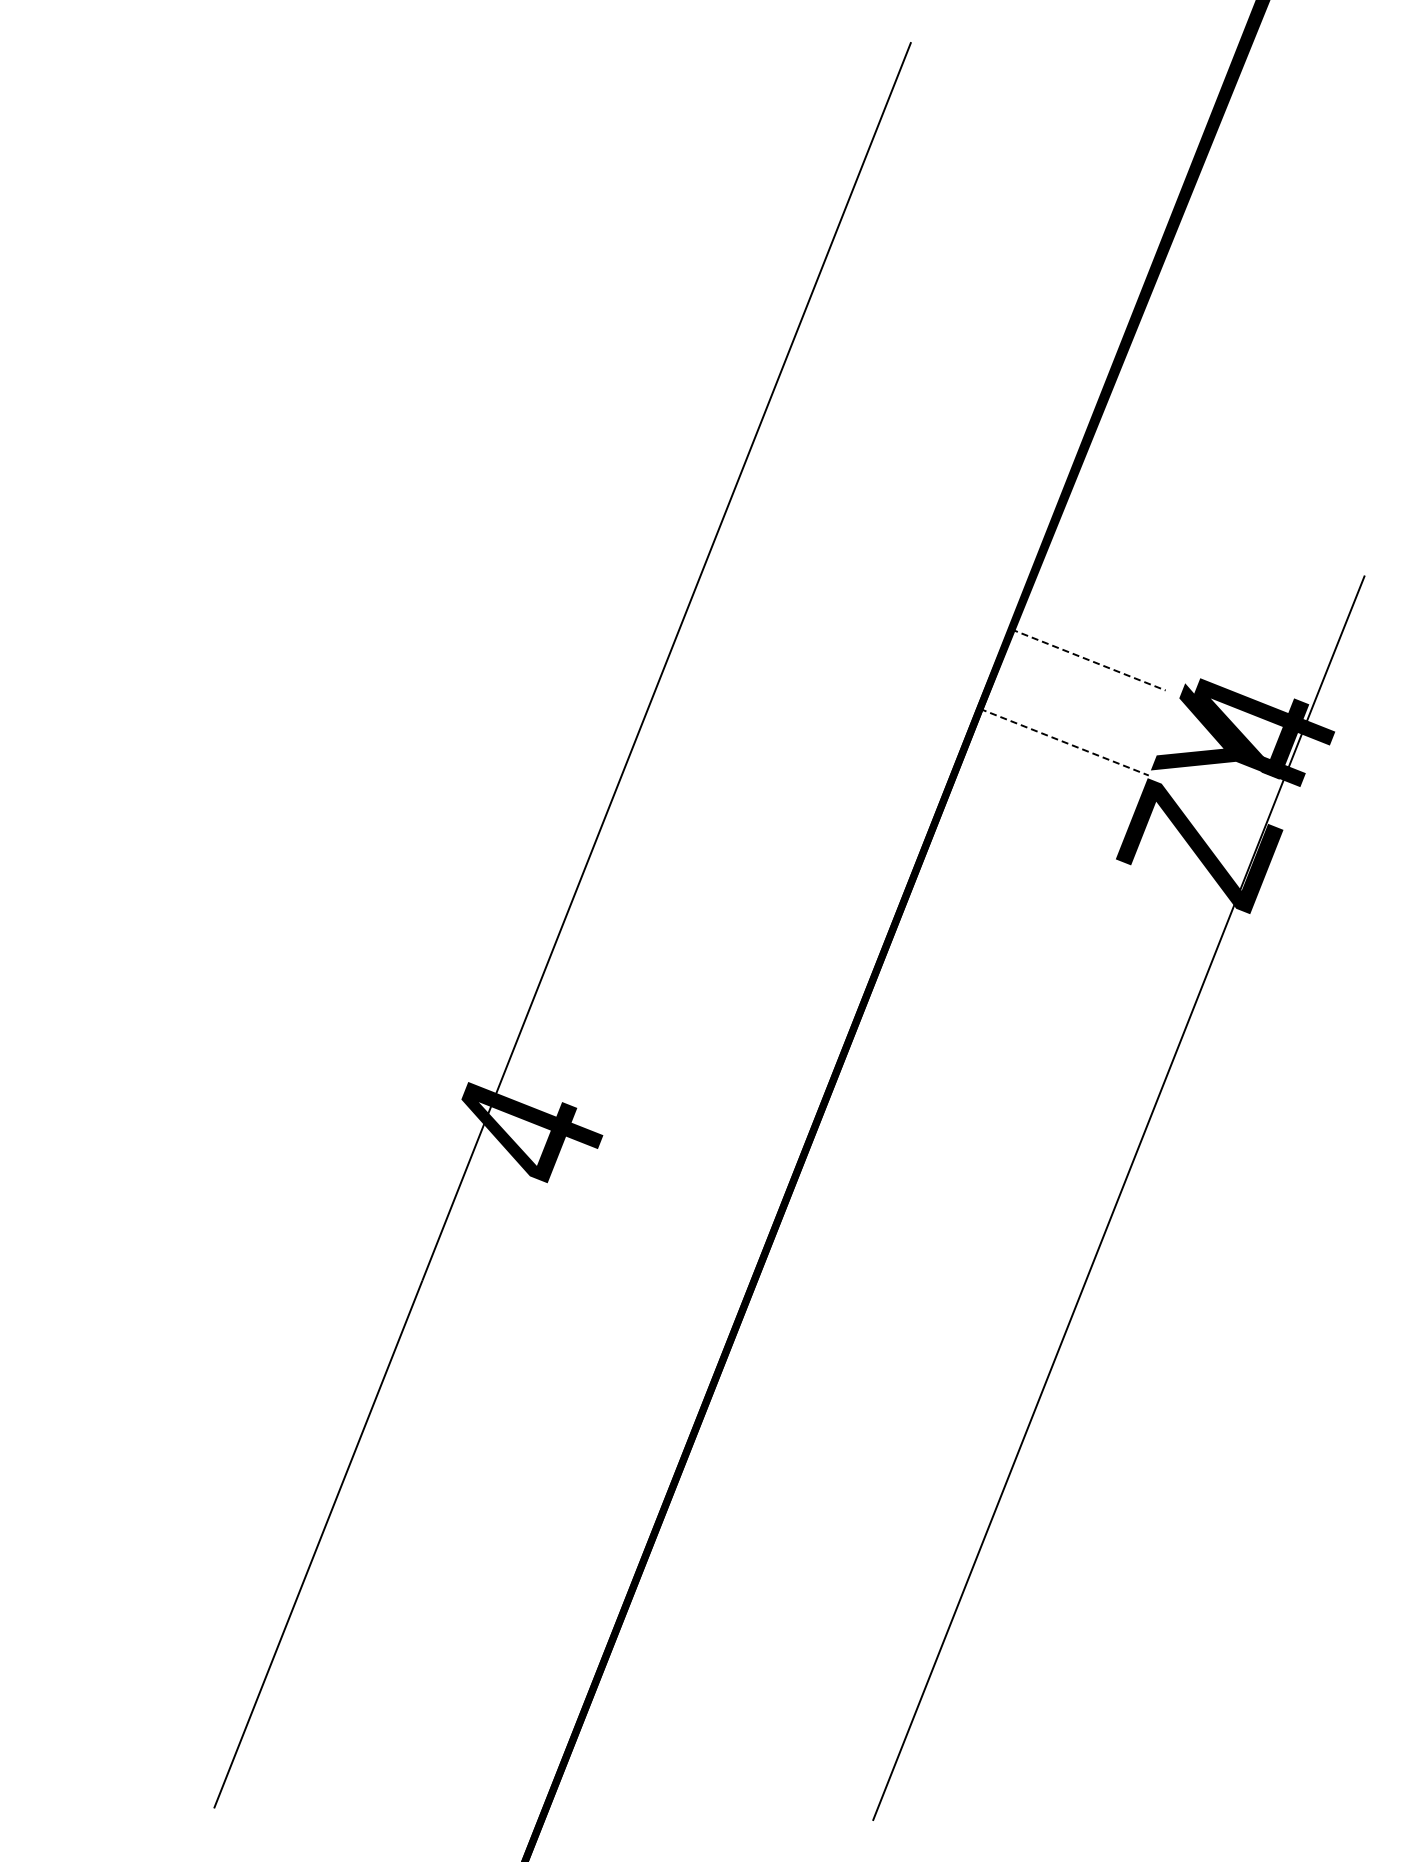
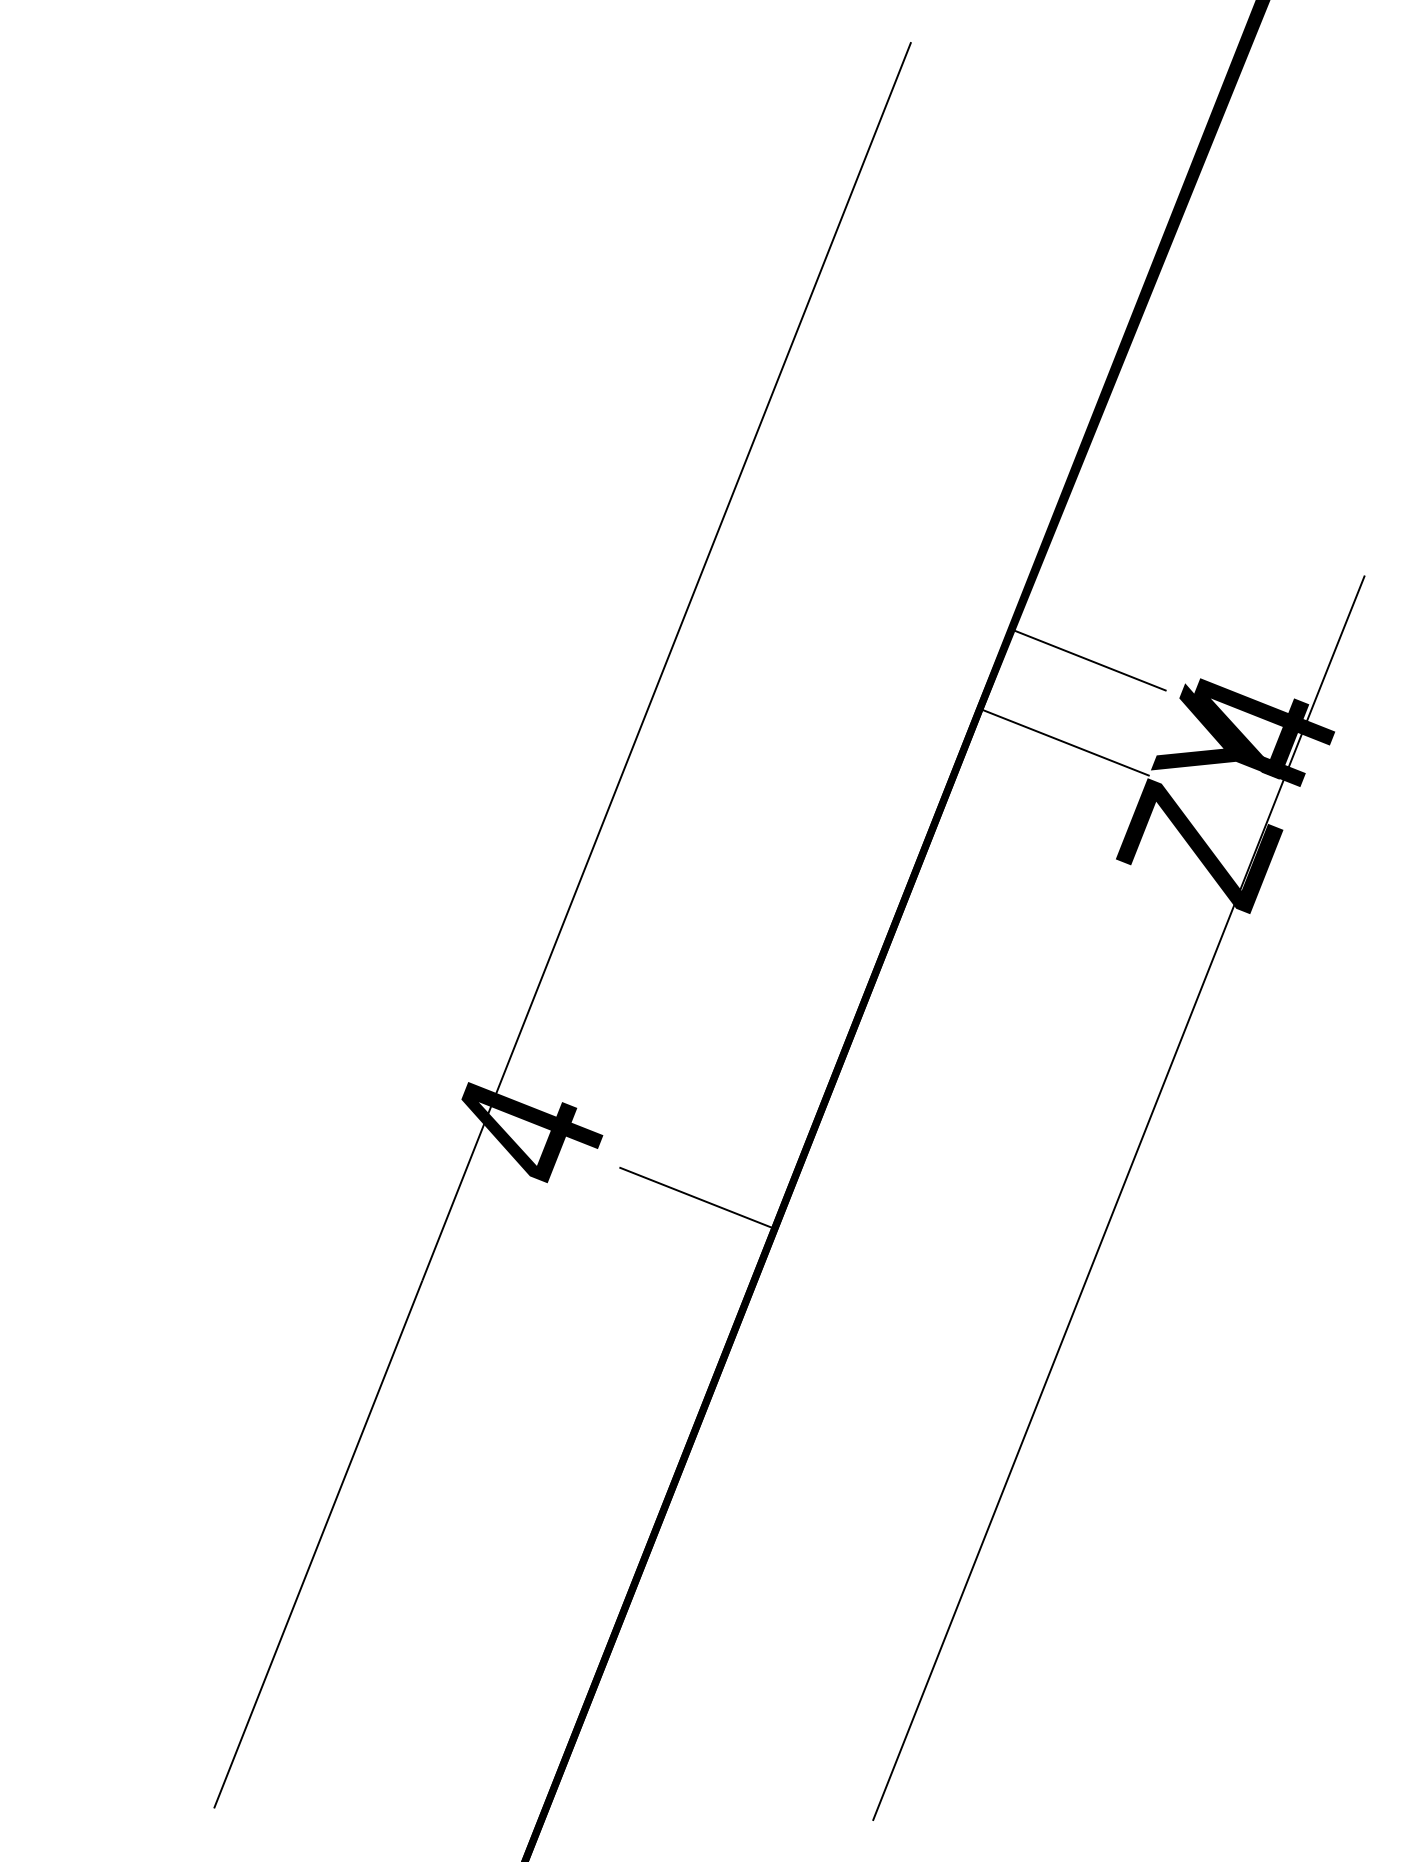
line: dashed -> solid (1088, 660)
line: dashed -> solid (1064, 742)
line: none -> present (697, 1197)
